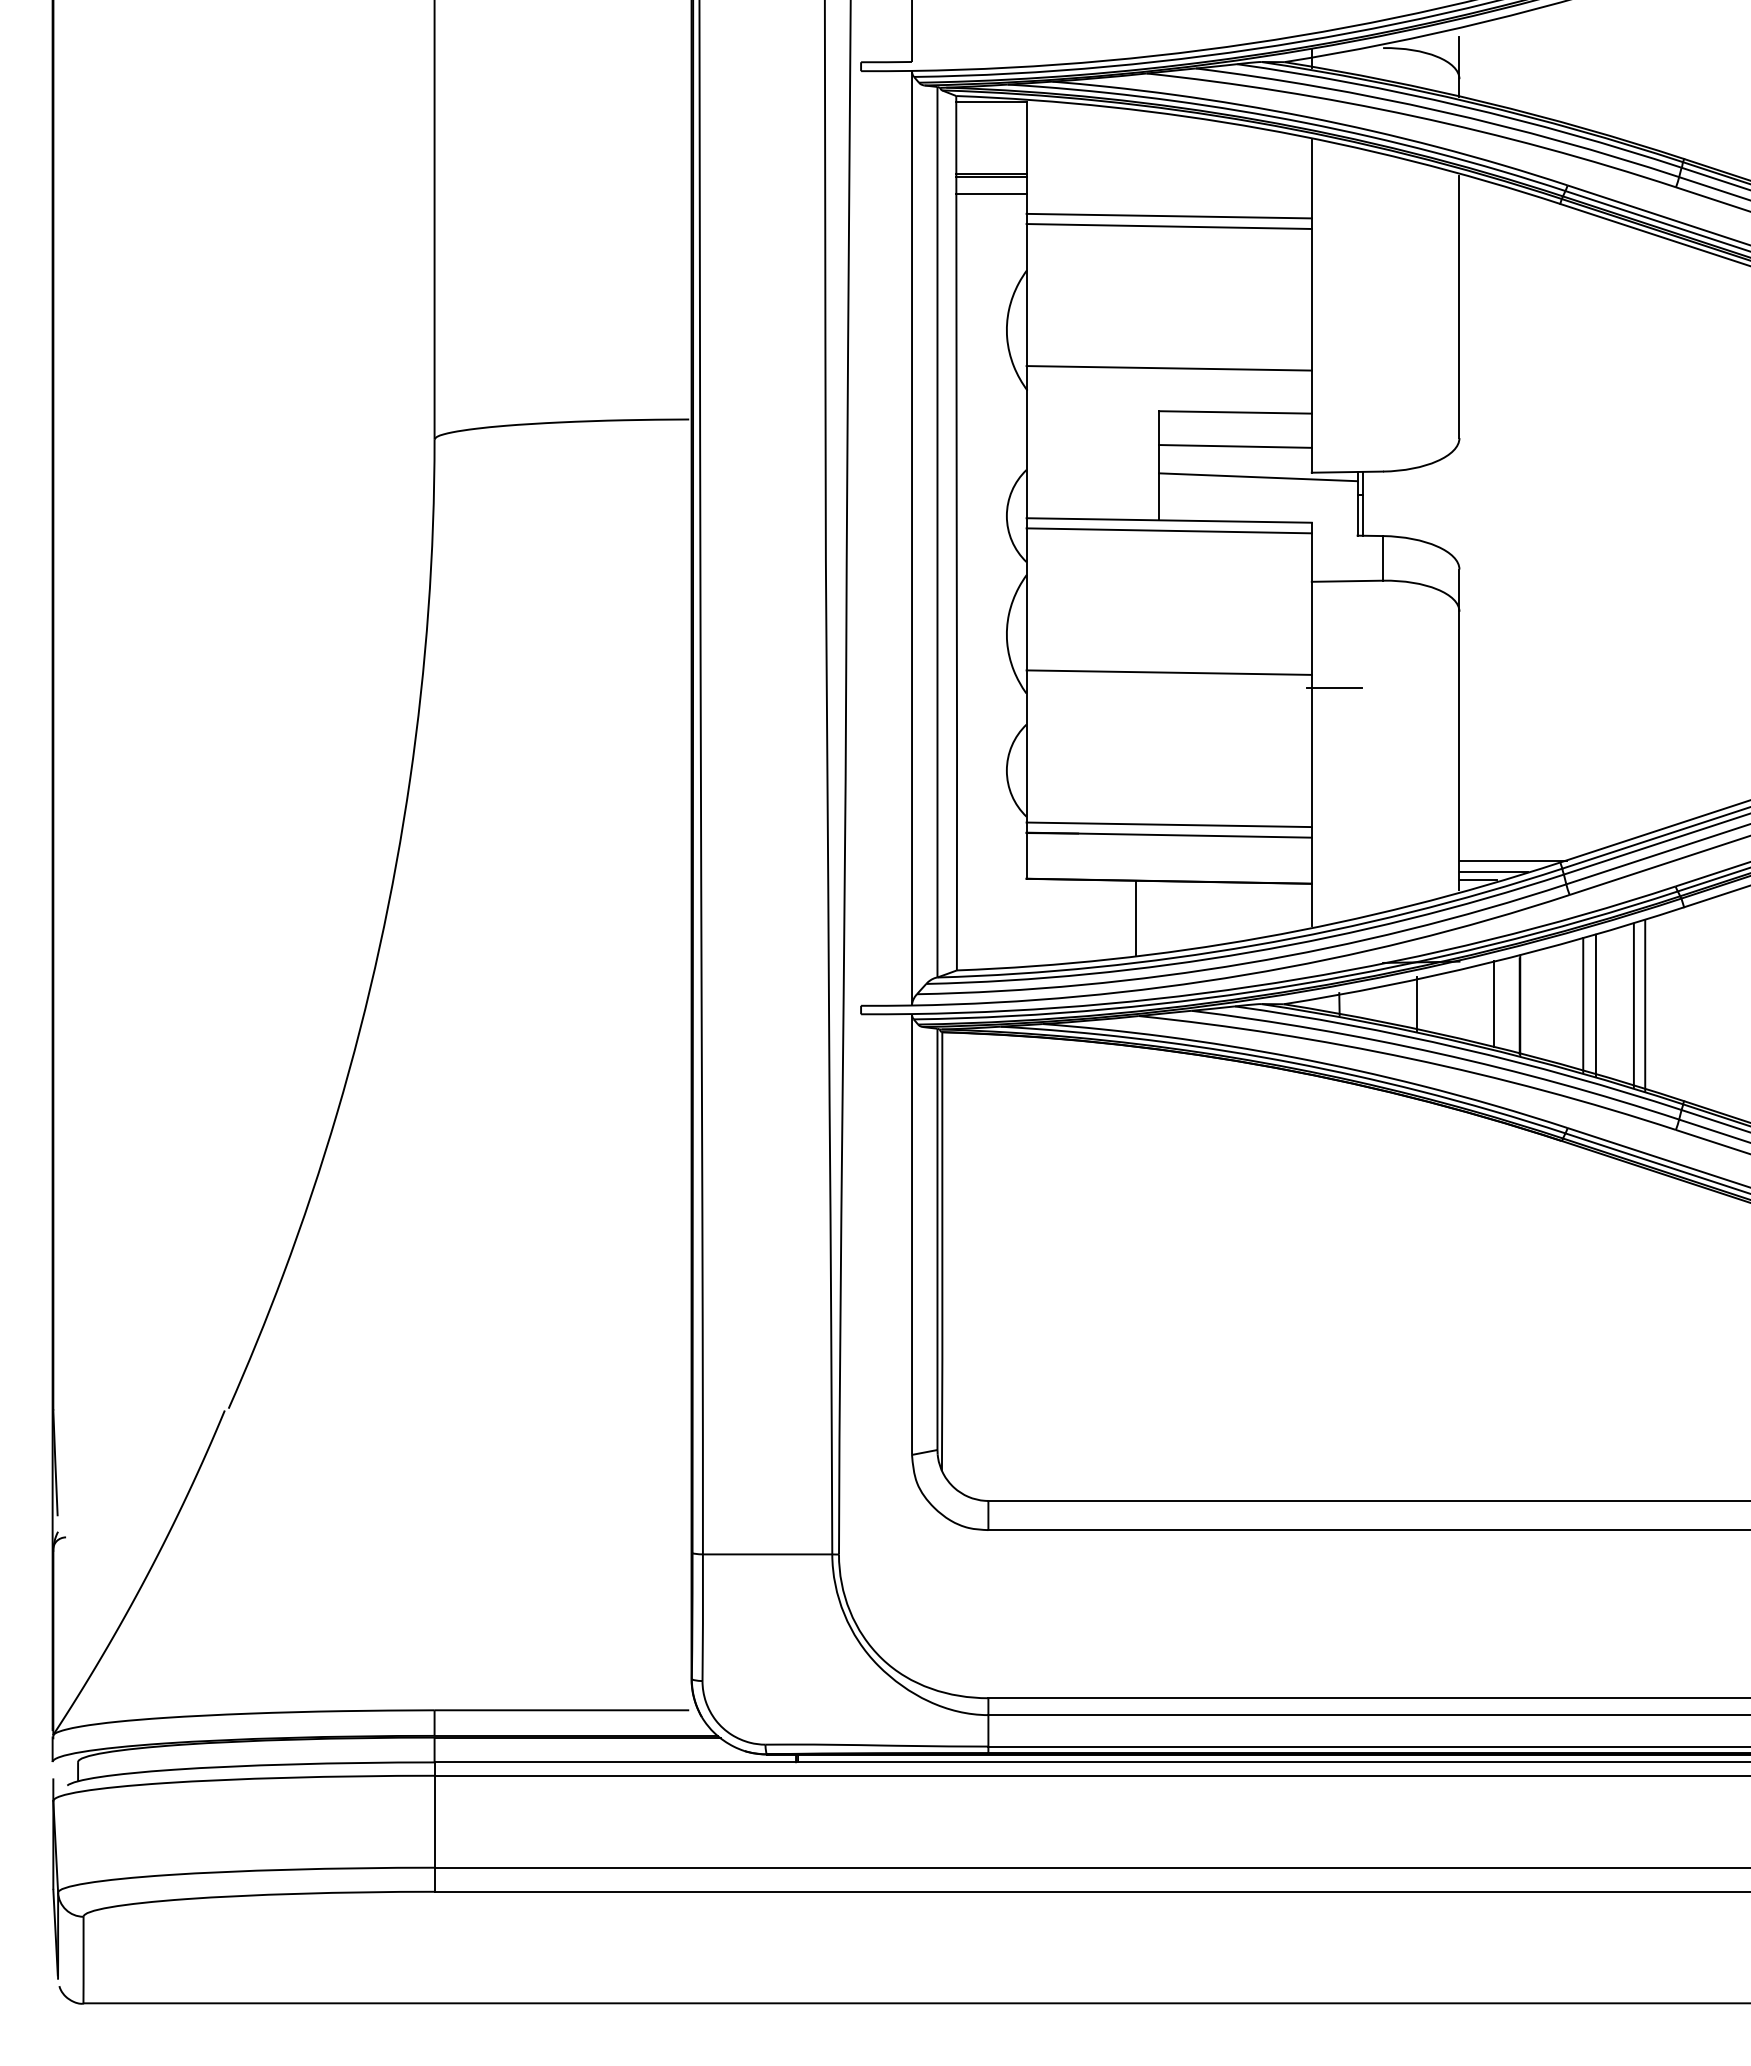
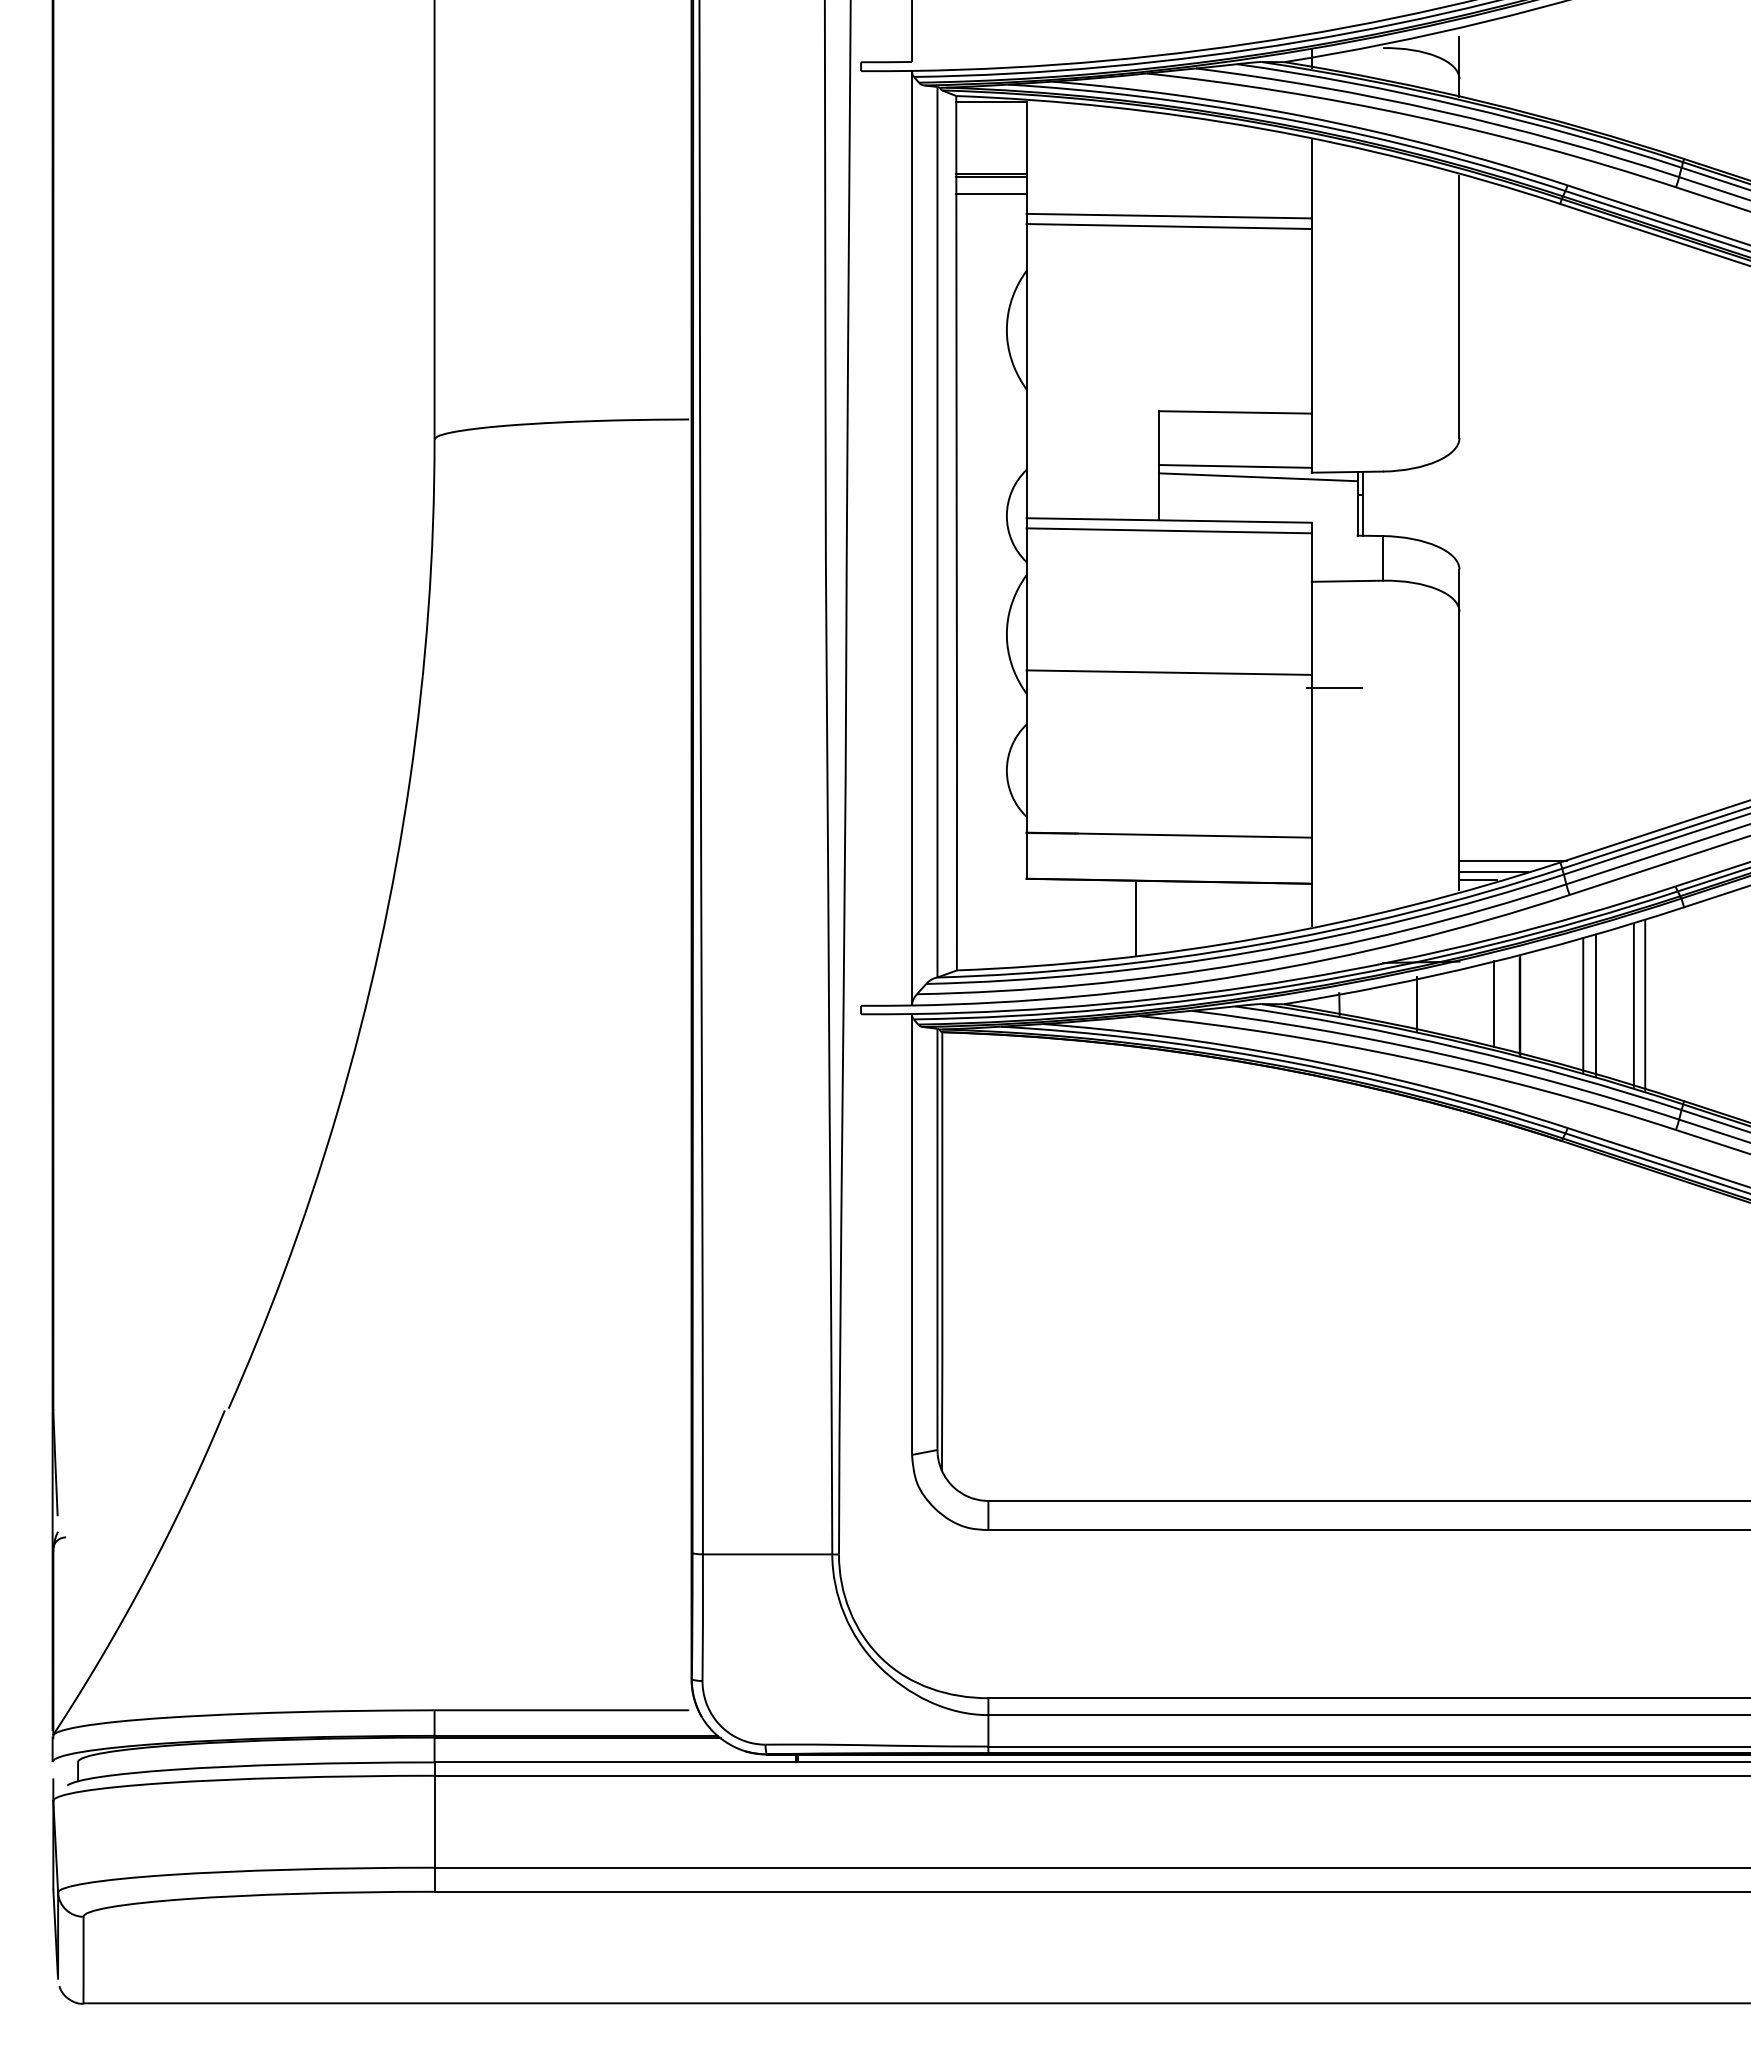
line: present -> none (1168, 368)
line position: (1235, 446) -> (1235, 466) (1235, 466)
line: present -> none (1168, 824)
